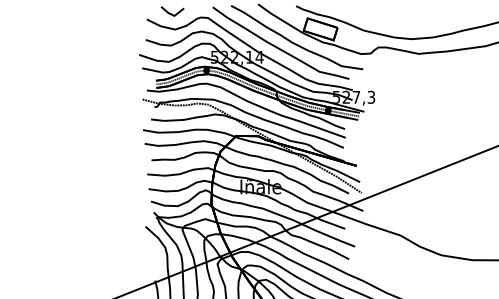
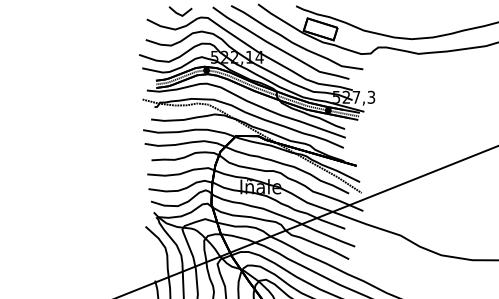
line position: (171, 13) -> (179, 13) (179, 13)
